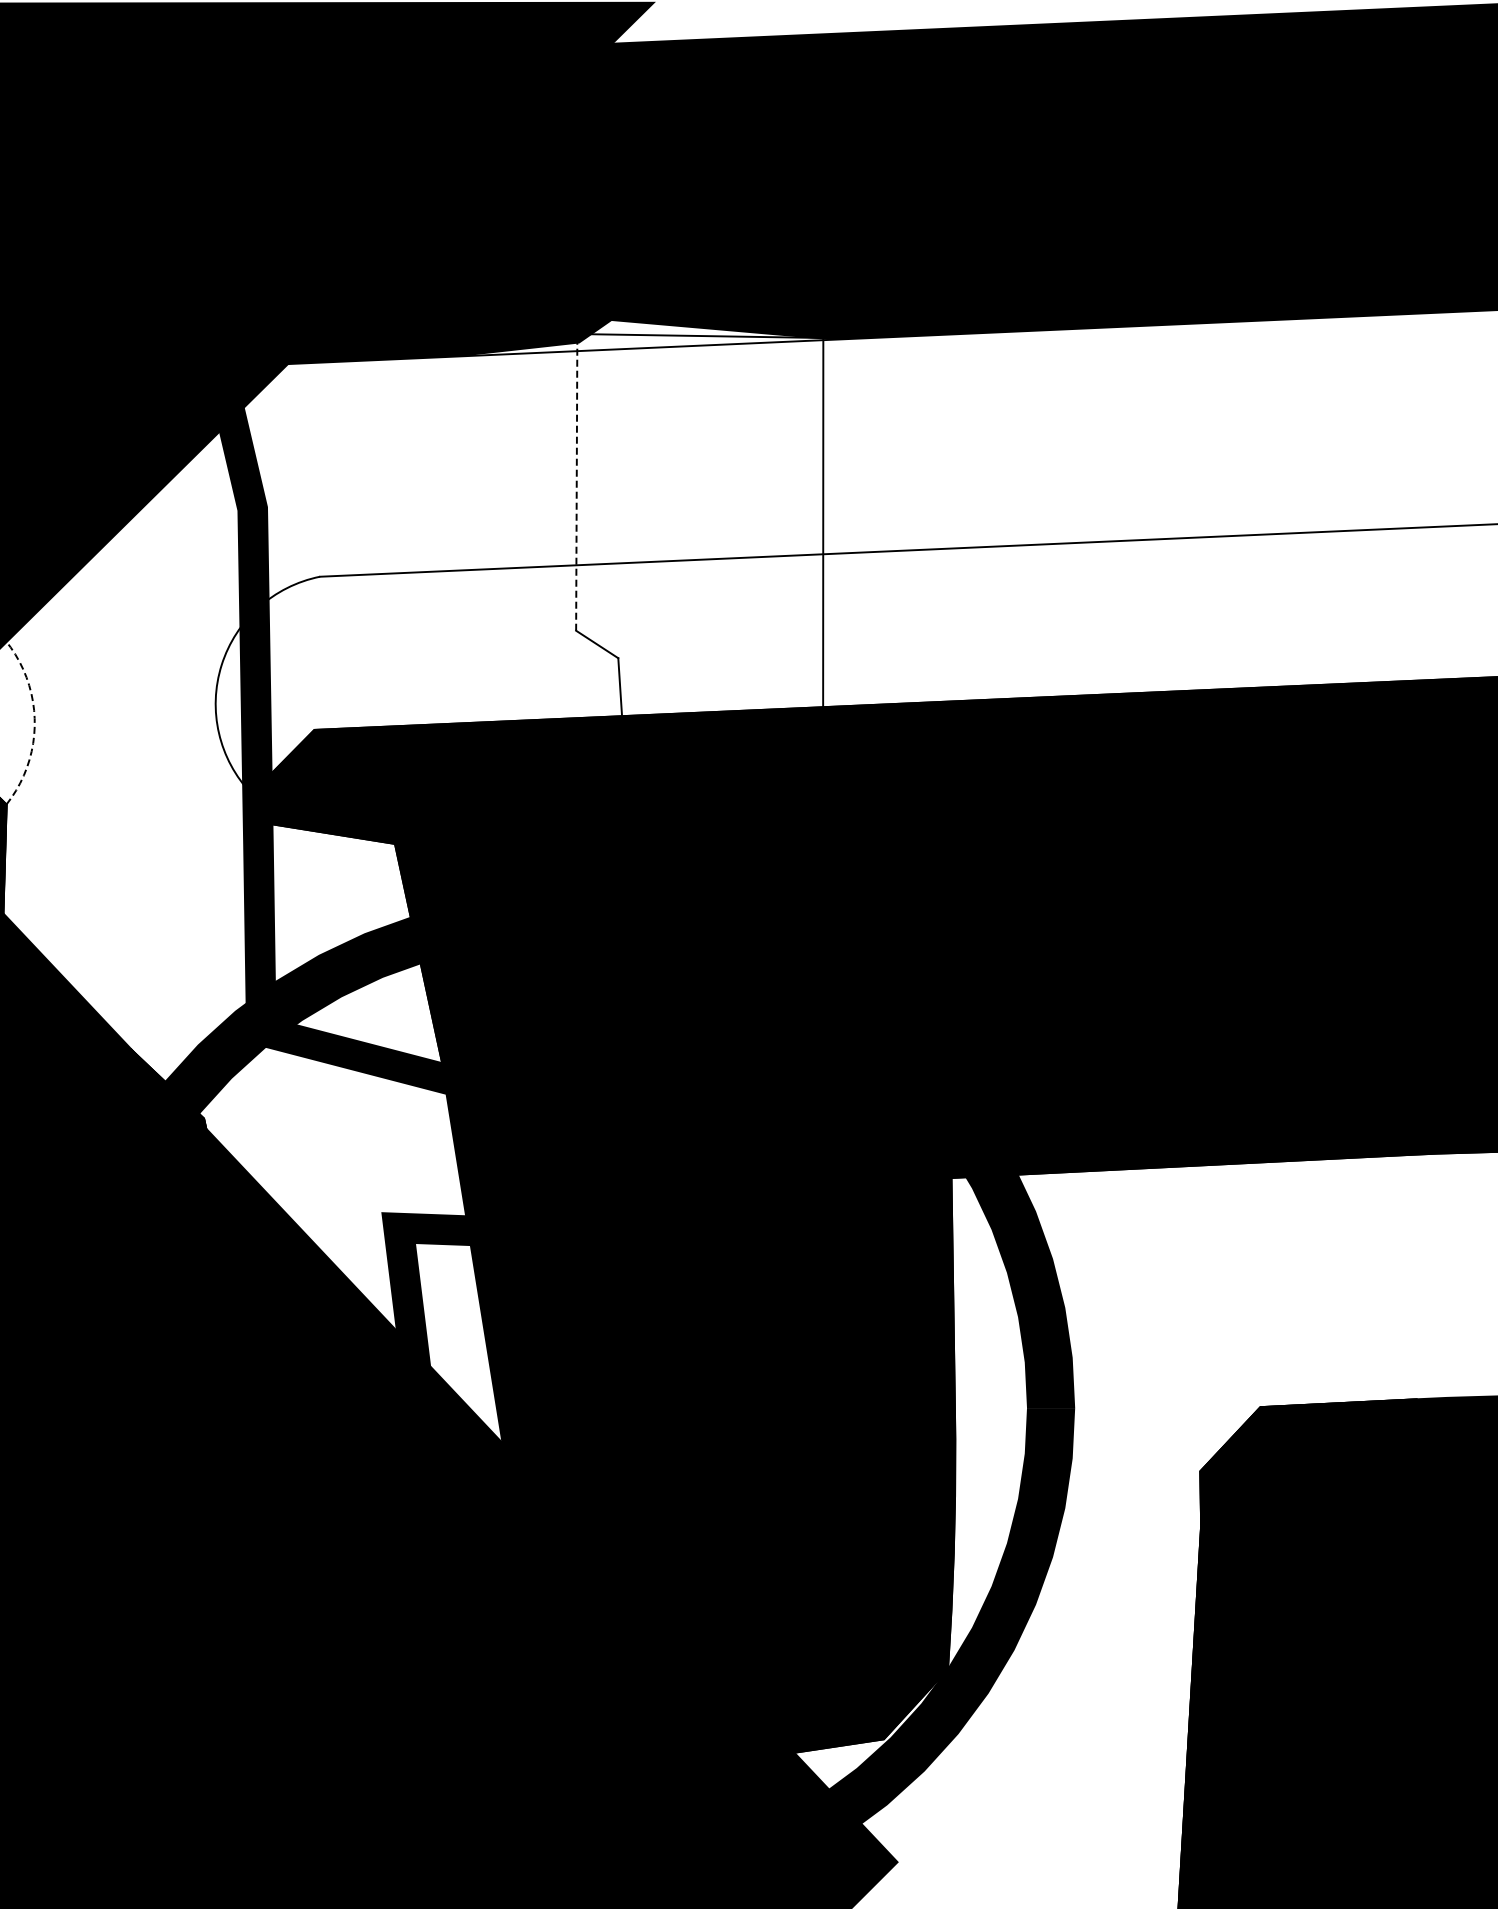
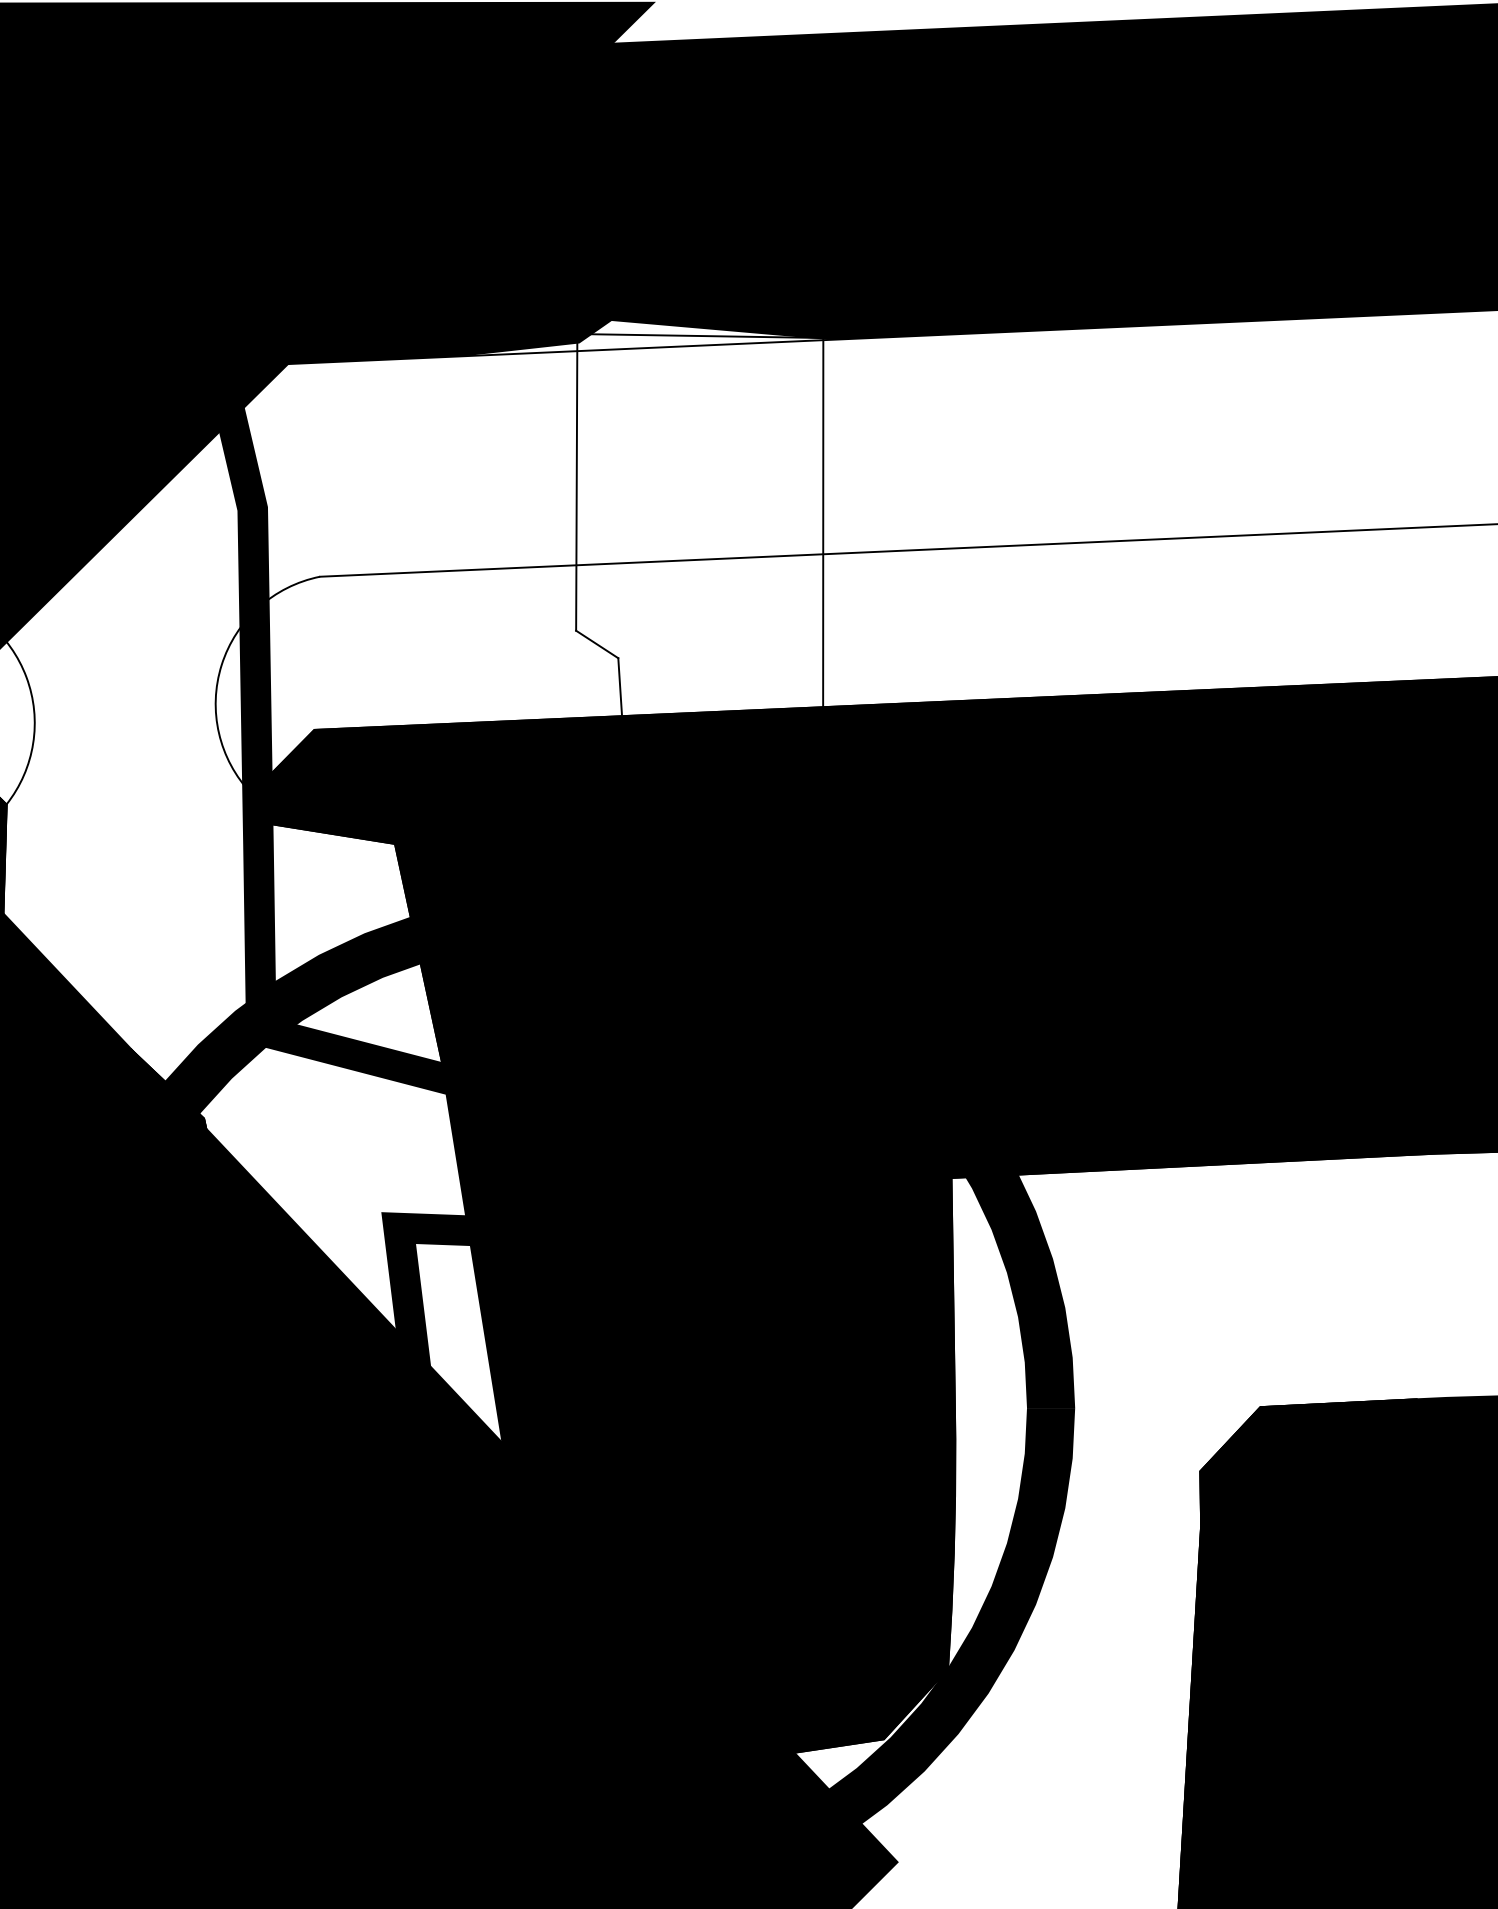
line: dashed -> solid (576, 481)
line: dashed -> solid (34, 718)
